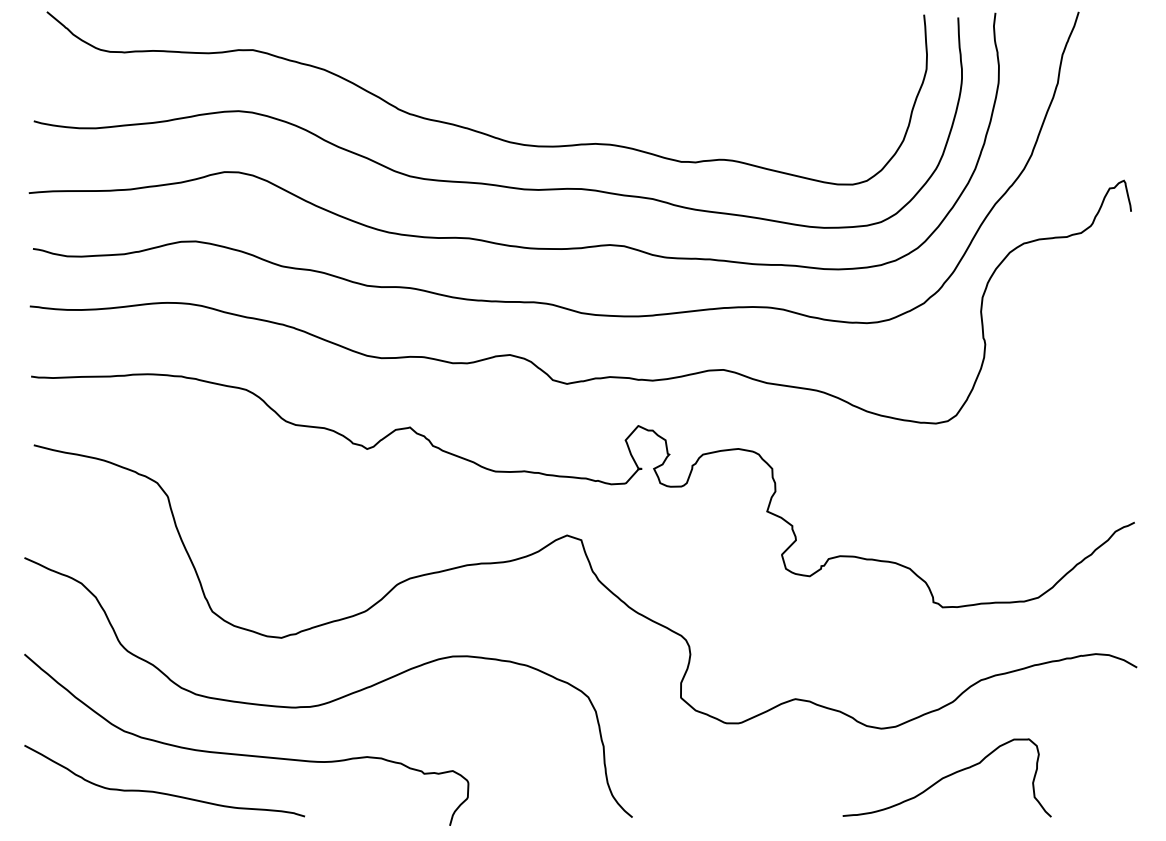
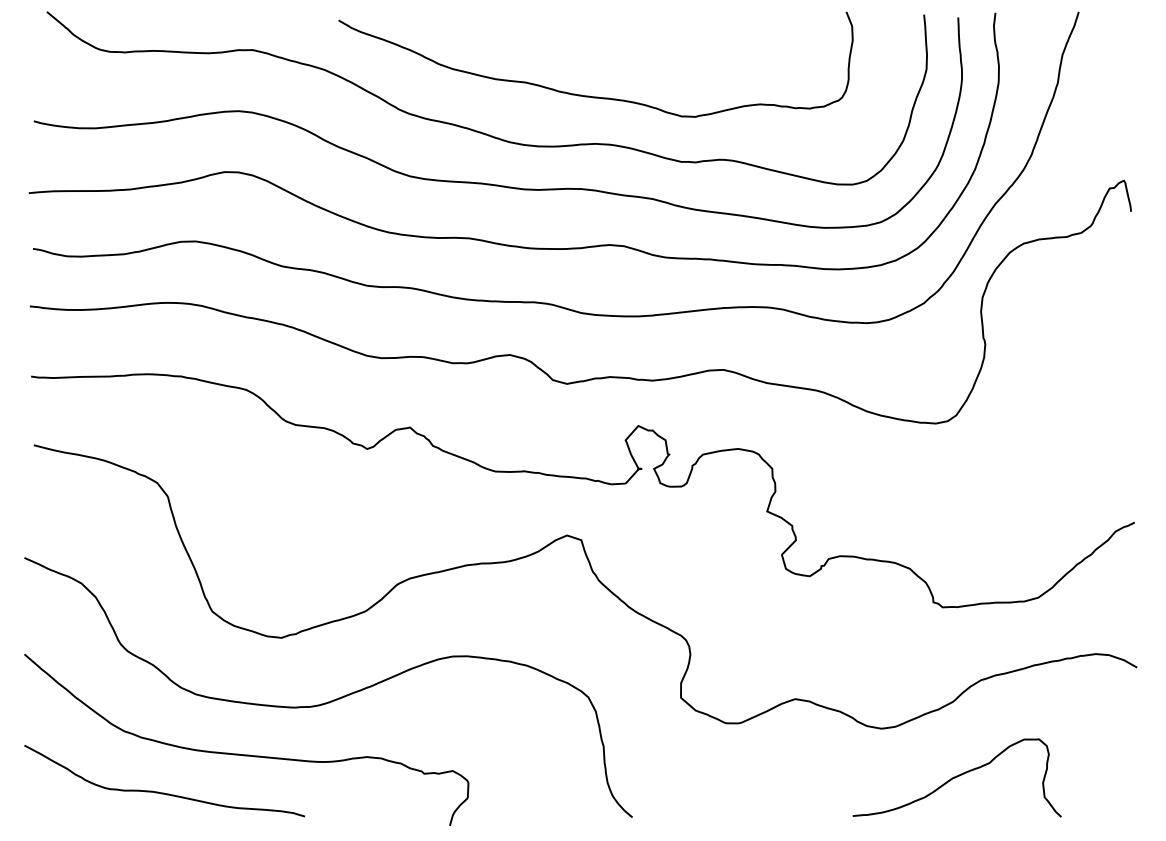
curve: none -> present (589, 95)
curve position: (946, 777) -> (956, 777) (956, 777)
